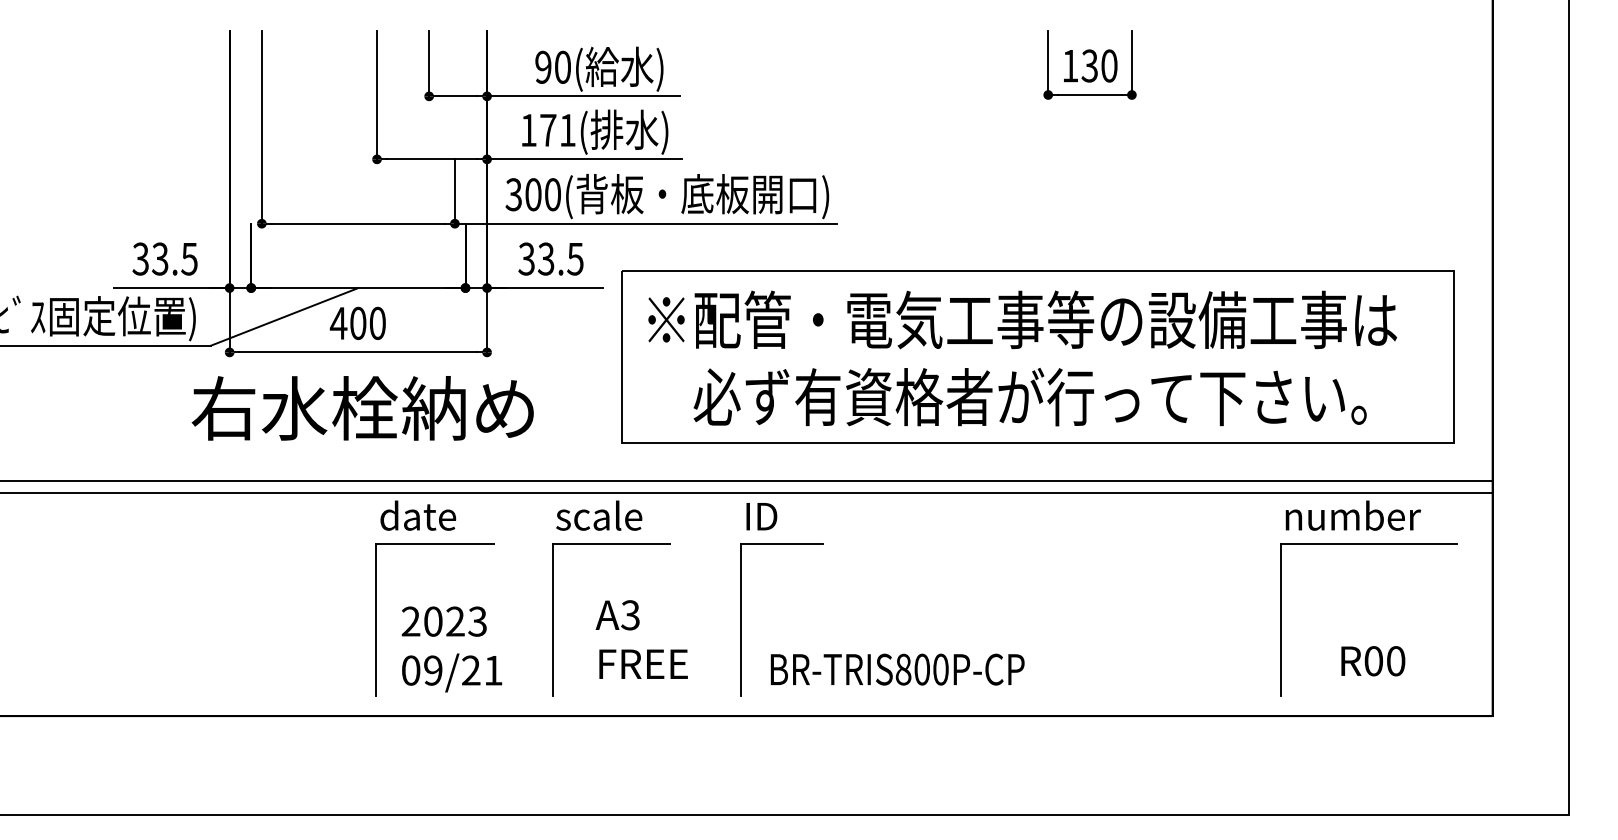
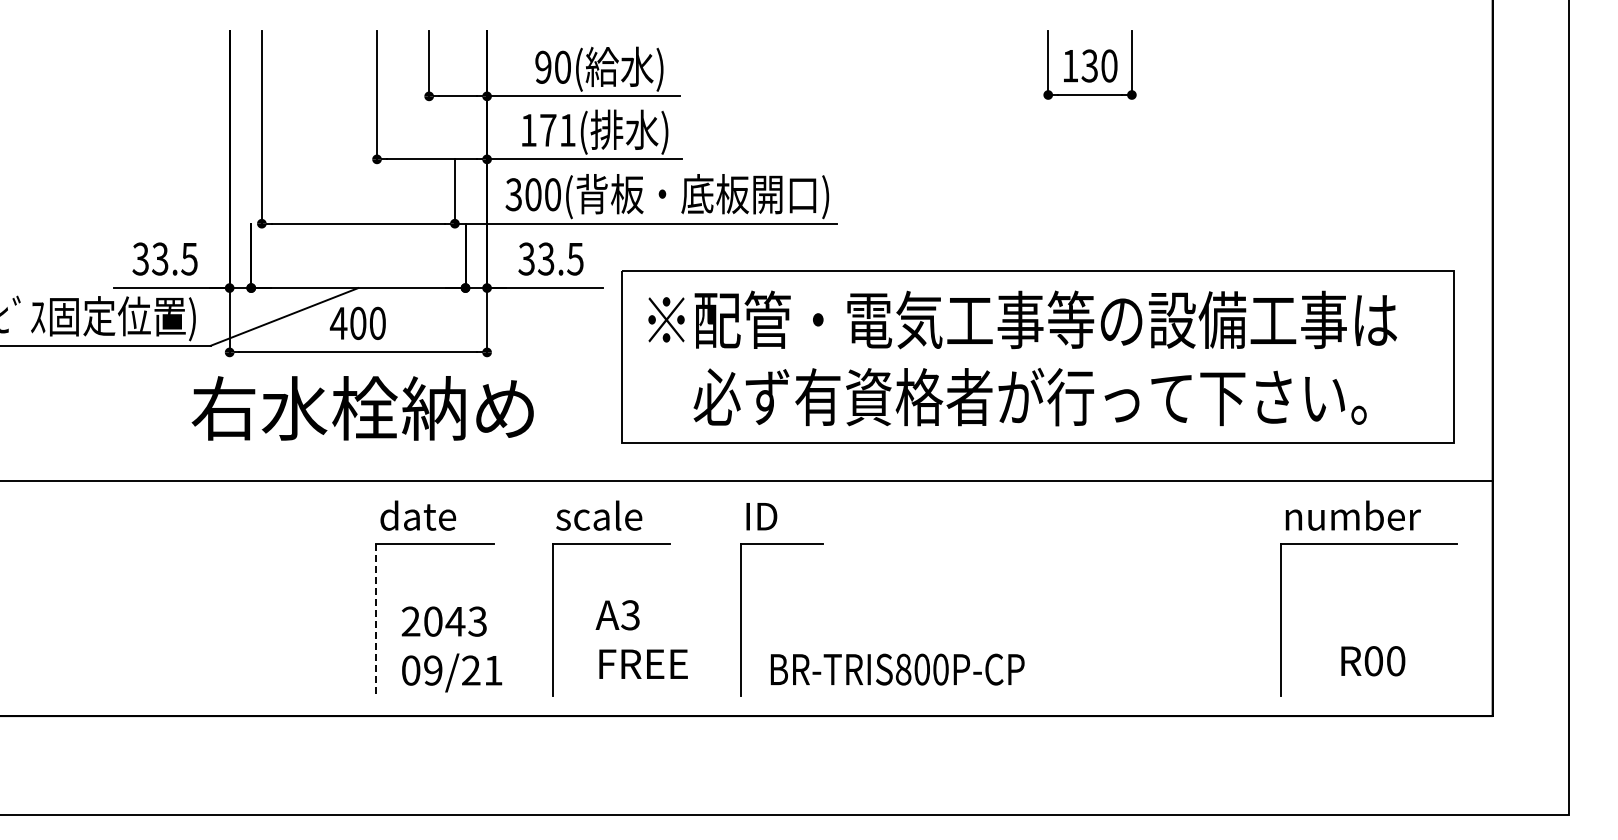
line: present -> none (747, 492)
line: solid -> dashed (376, 620)
text: 2023 -> 2043 (455, 621)
